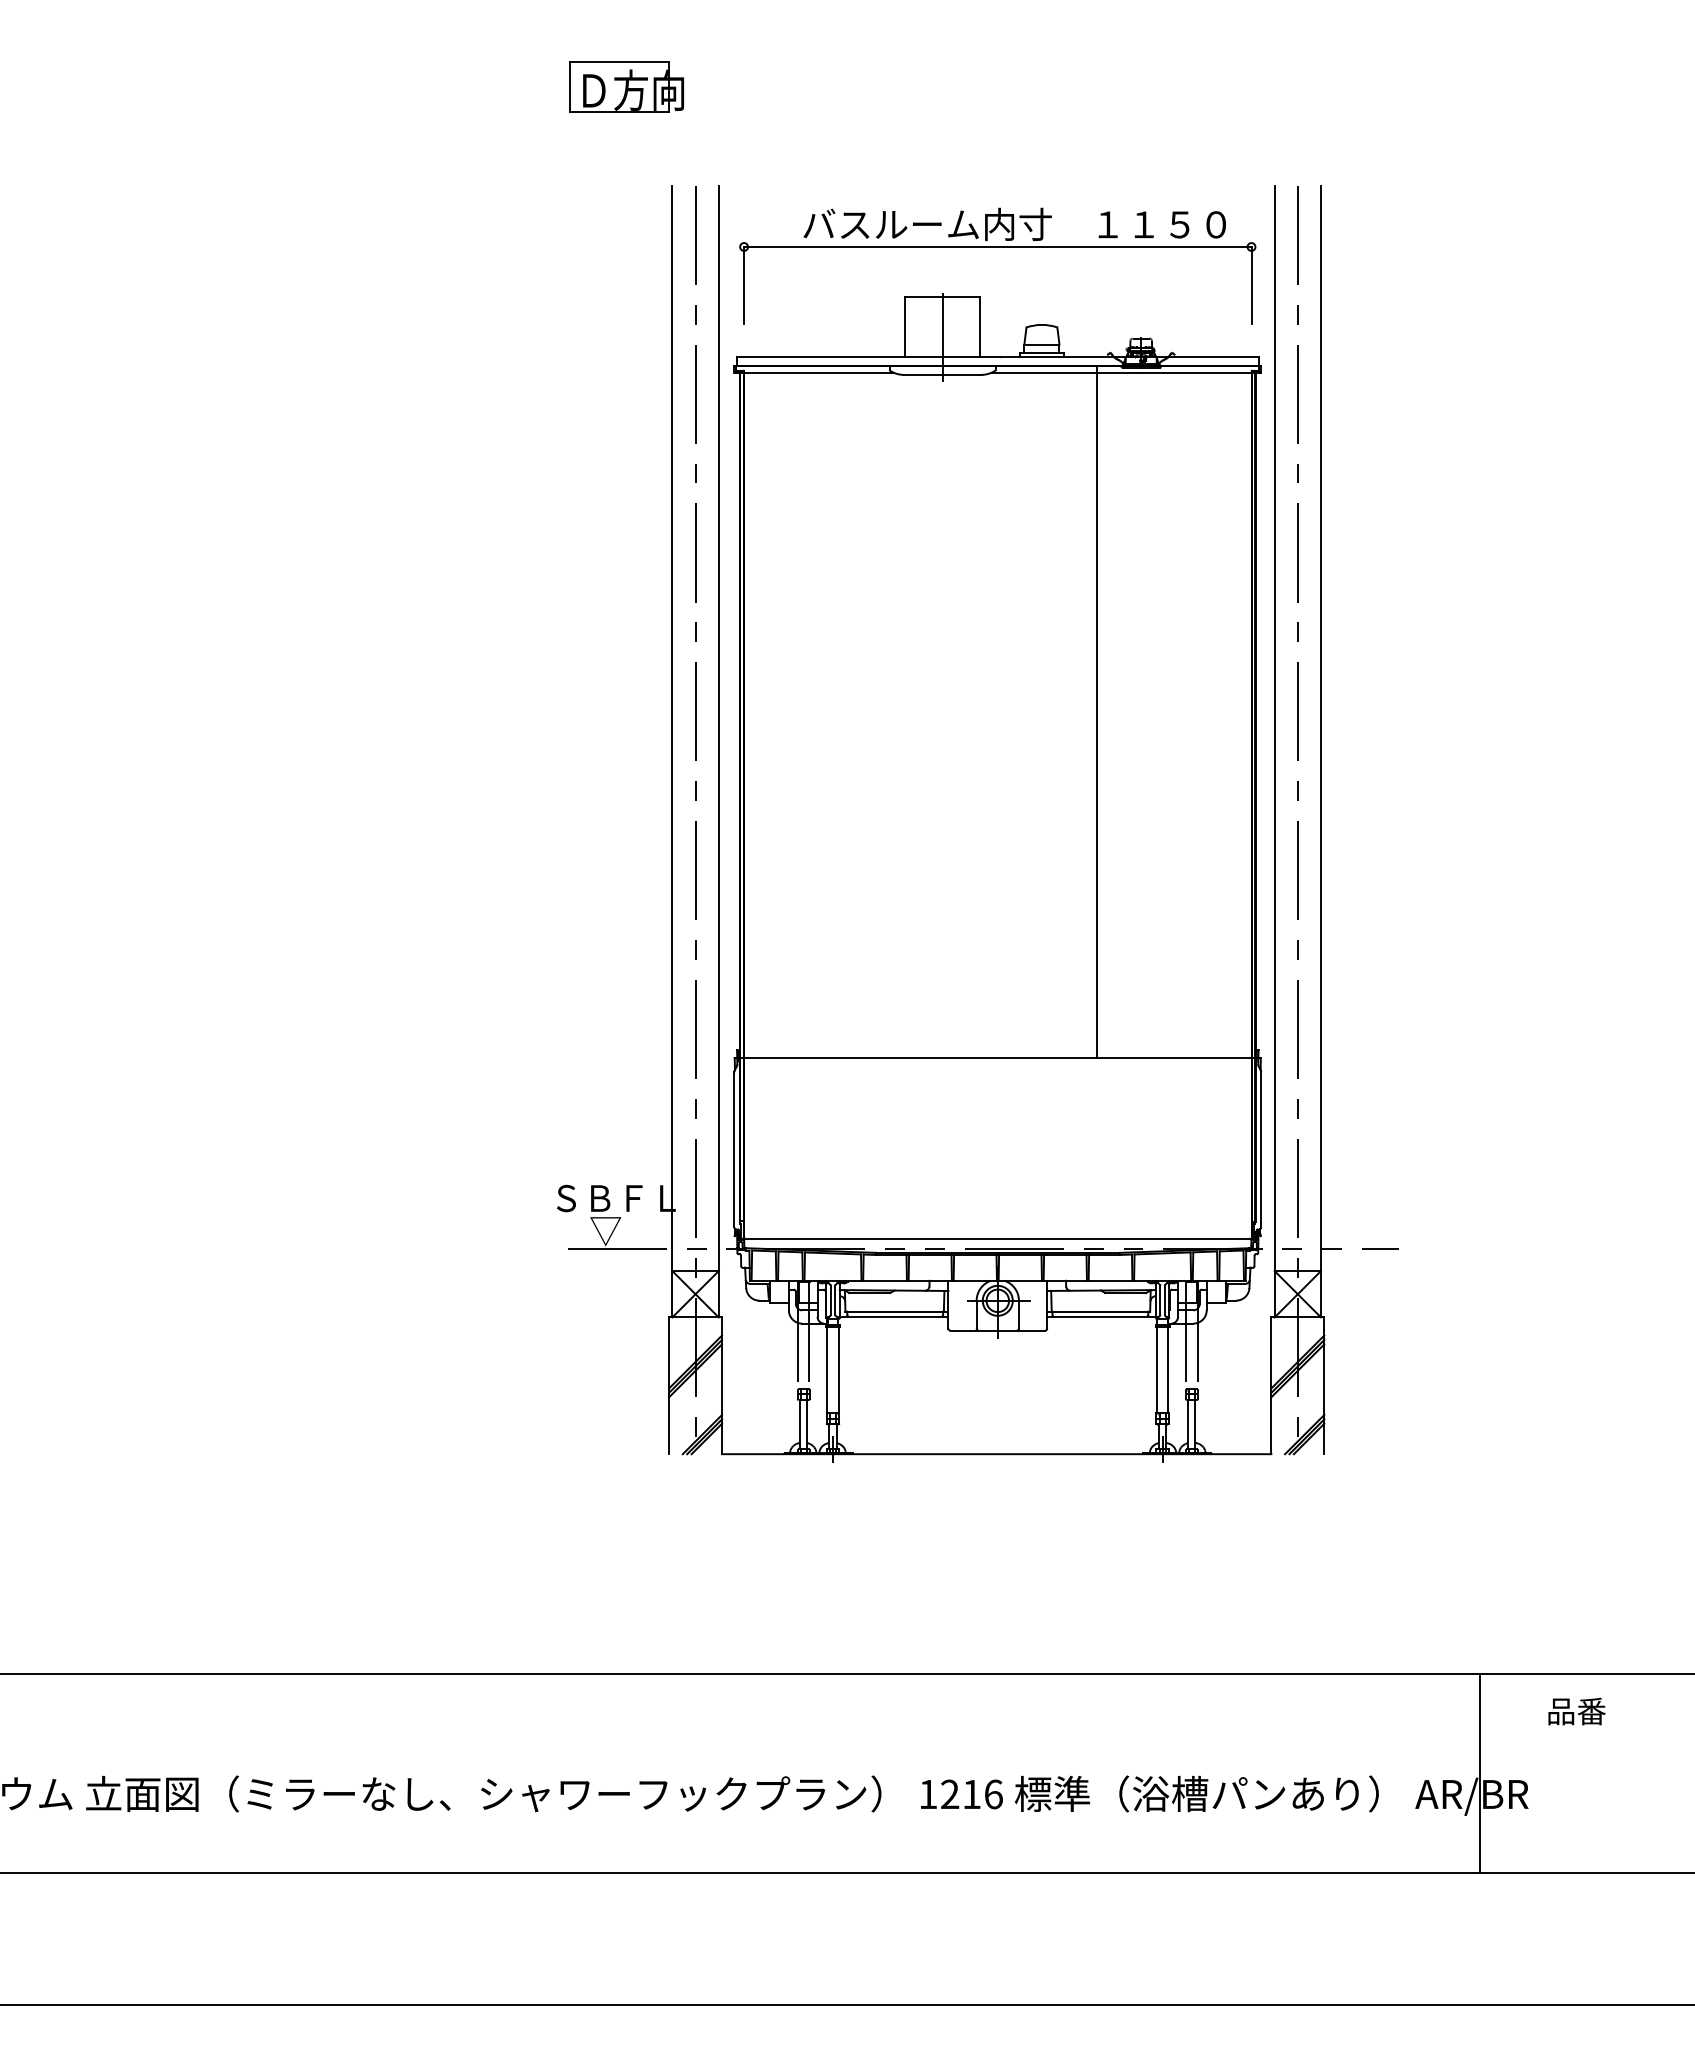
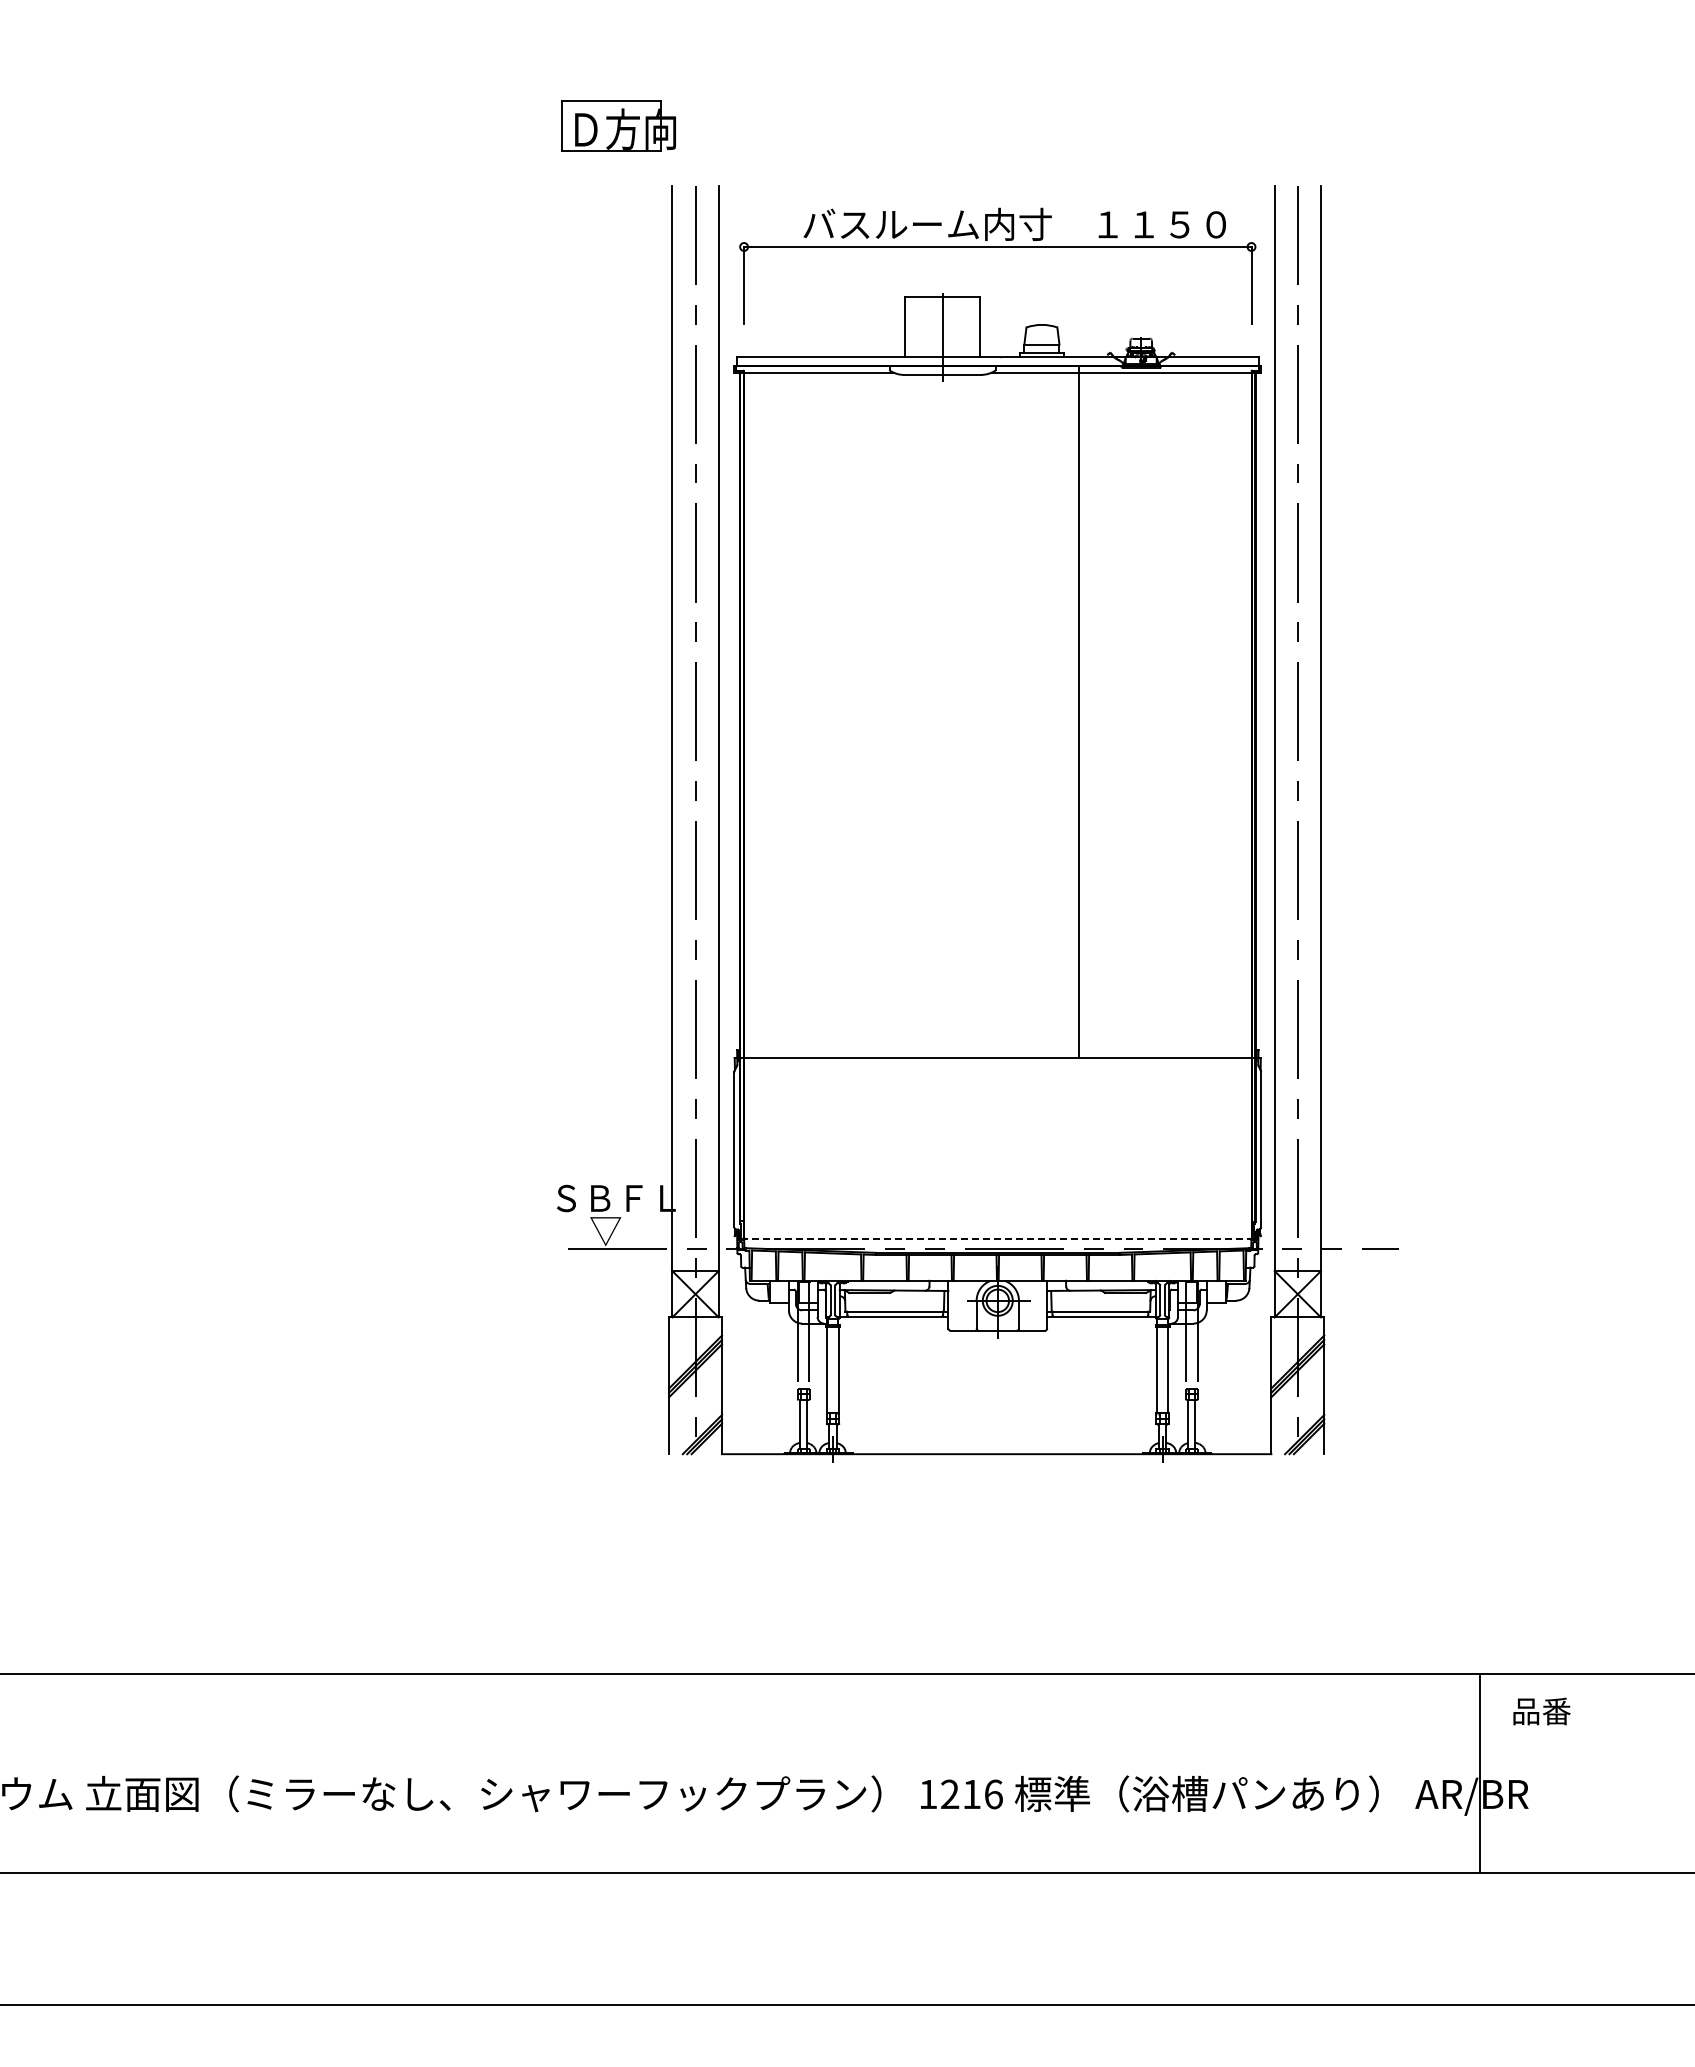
part position: (626, 86) -> (618, 125) (618, 125)
line position: (1097, 711) -> (1079, 711) (1079, 711)
line: solid -> dashed (997, 1238)
text position: (1576, 1711) -> (1541, 1711) (1541, 1711)
